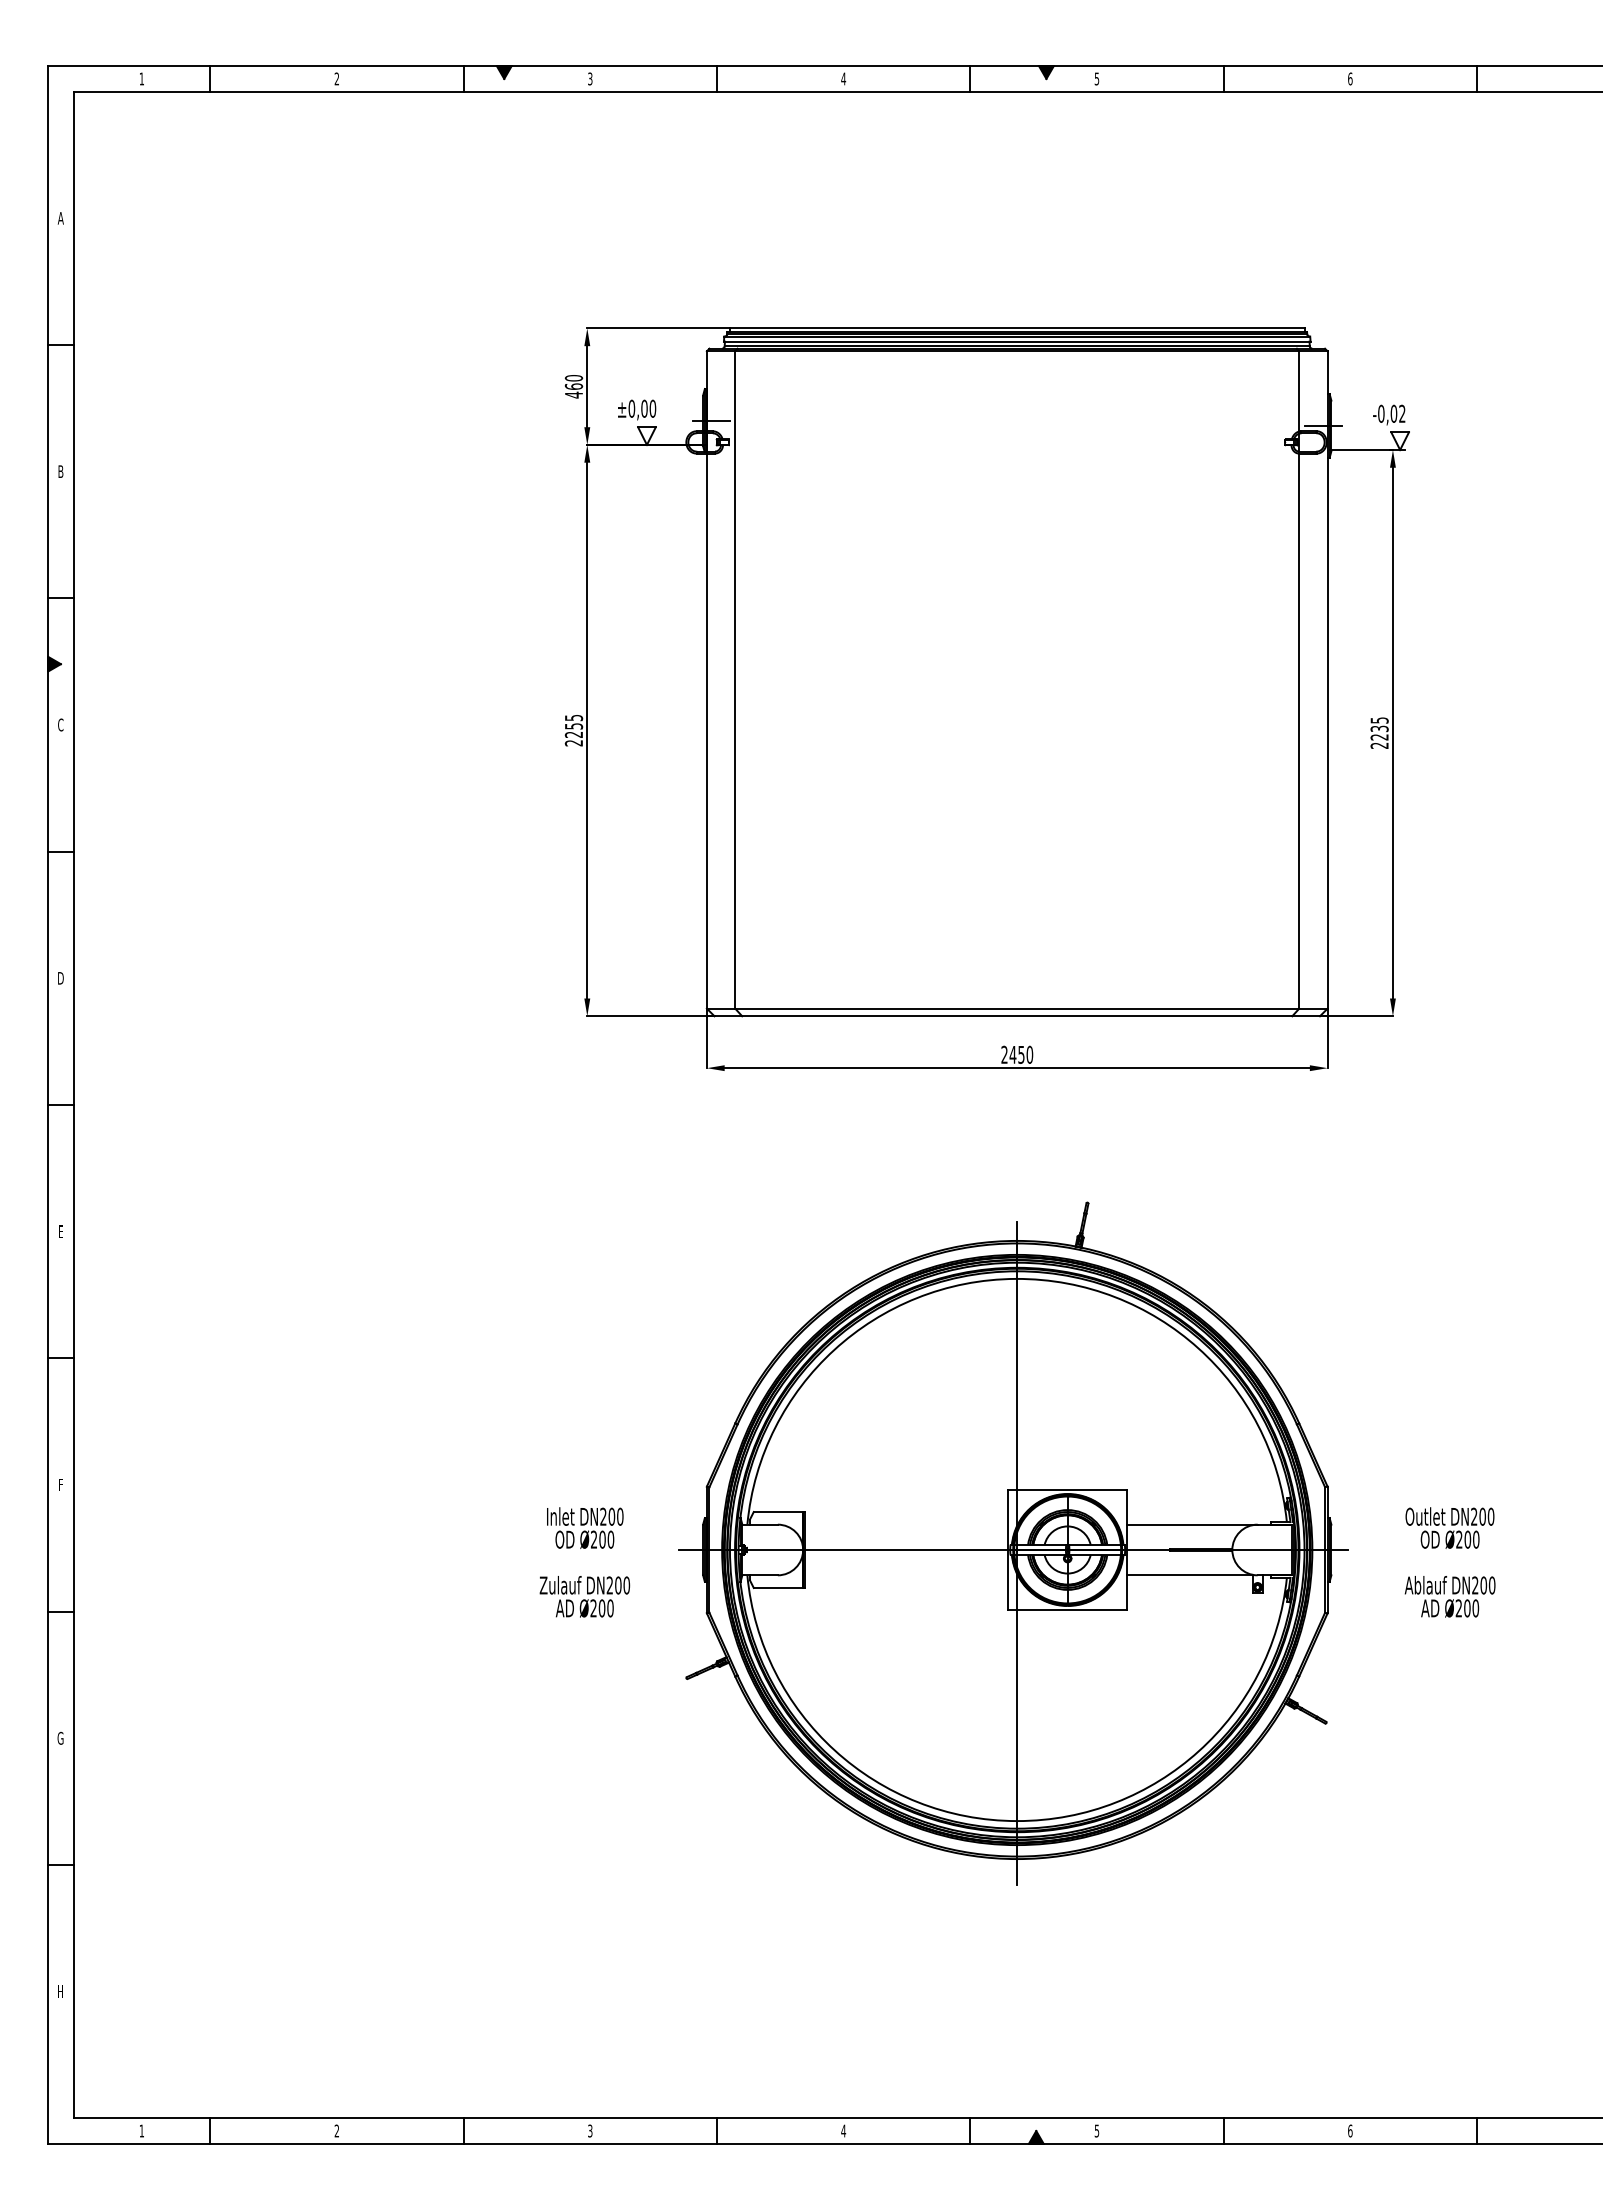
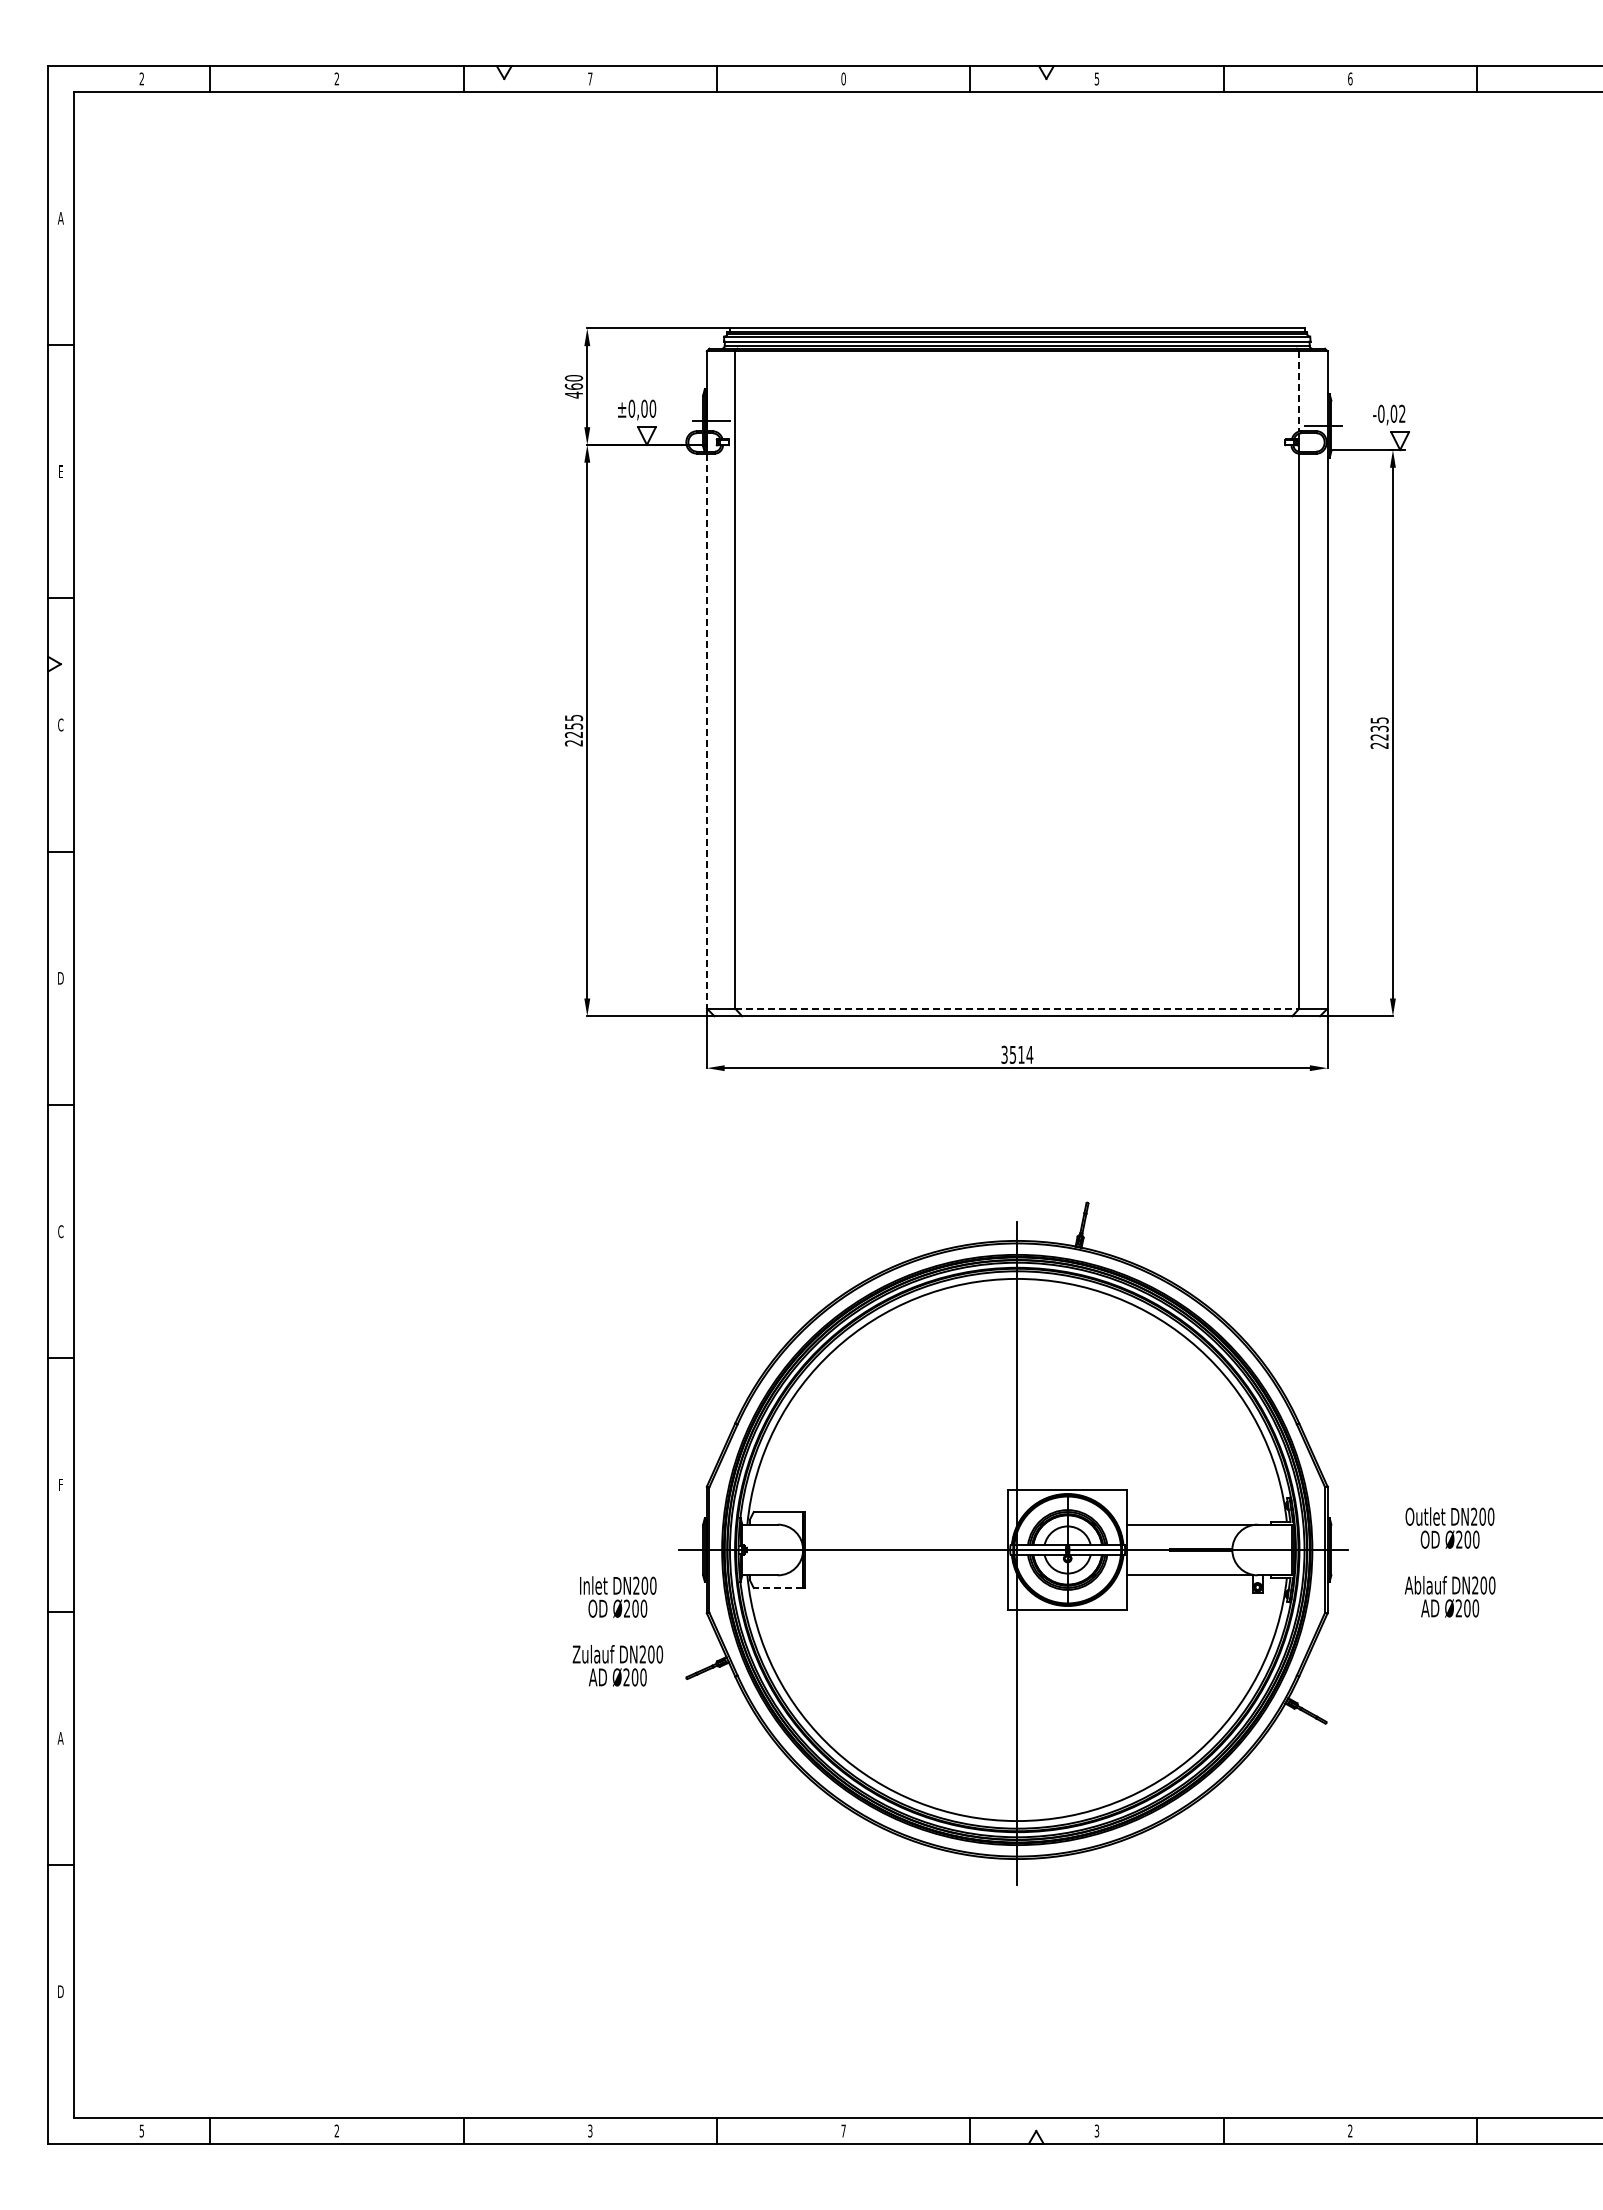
fill: present -> none (503, 72)
fill: present -> none (1046, 72)
text: 1 -> 2 (141, 78)
text: 3 -> 7 (590, 78)
text: 4 -> 0 (843, 78)
line: solid -> dashed (1299, 391)
text: B -> E (60, 471)
fill: present -> none (54, 663)
line: solid -> dashed (706, 731)
line: solid -> dashed (1017, 1008)
text: 2450 -> 3514 (1017, 1054)
text: E -> C (60, 1231)
text position: (584, 1562) -> (617, 1631) (617, 1631)
line: solid -> dashed (777, 1588)
text: G -> A (60, 1737)
text: H -> D (60, 1991)
text: 1 -> 5 (141, 2130)
text: 4 -> 7 (843, 2130)
text: 5 -> 3 (1097, 2130)
text: 6 -> 2 (1350, 2130)
fill: present -> none (1035, 2137)
